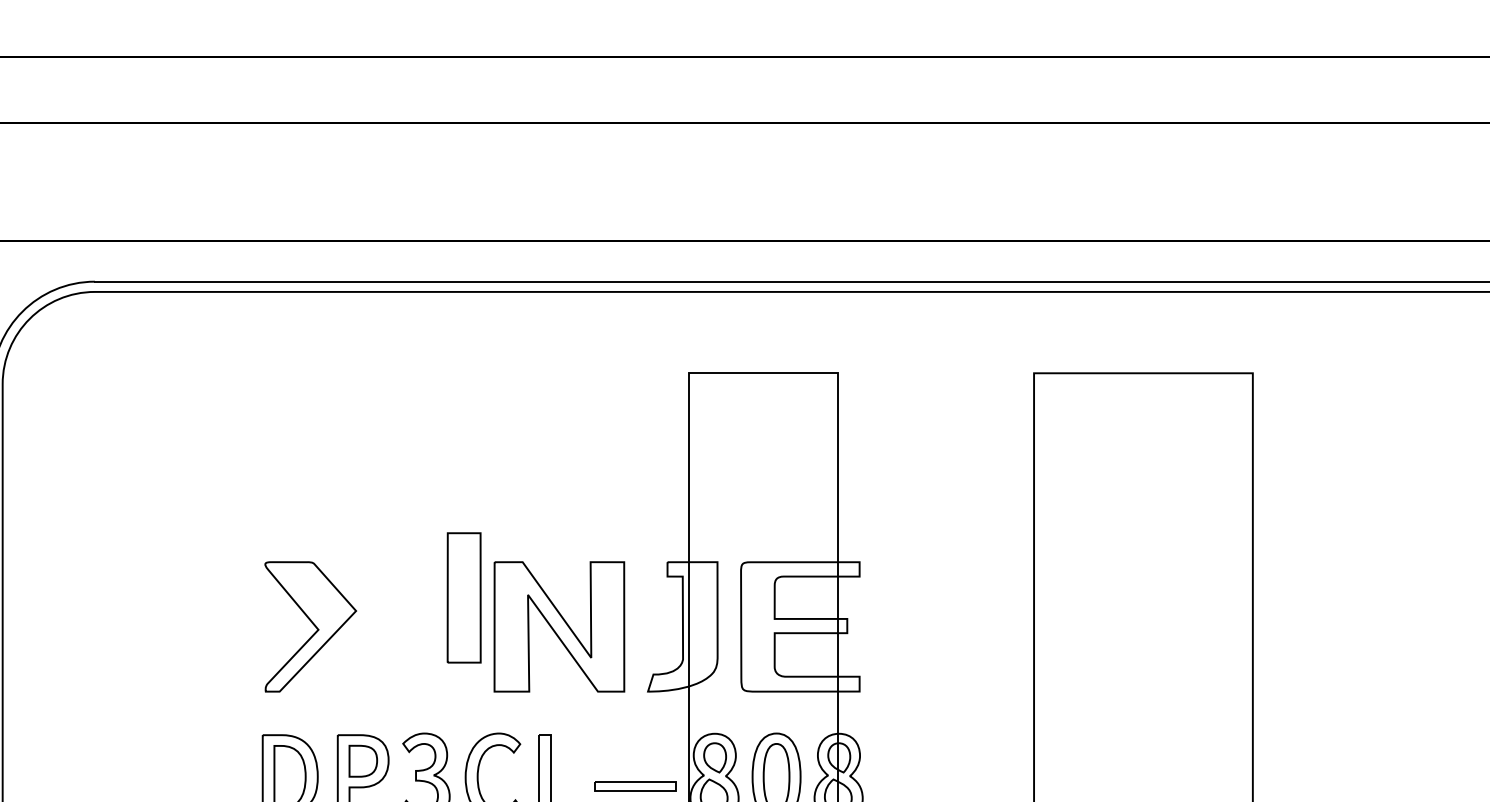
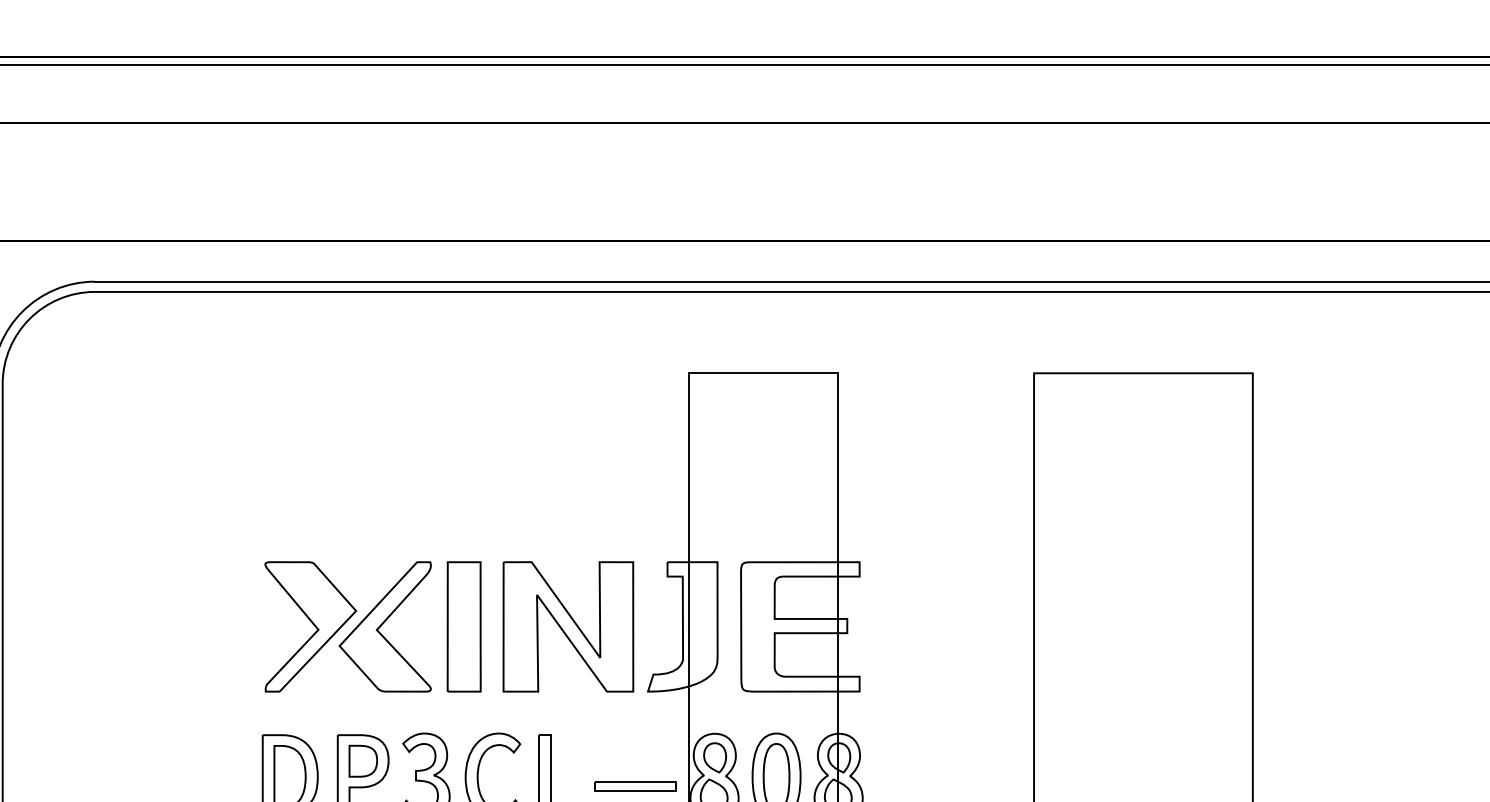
line: none -> present (744, 65)
part position: (463, 597) -> (463, 626) (463, 626)
part: none -> present (384, 626)
part position: (559, 626) -> (568, 626) (568, 626)
